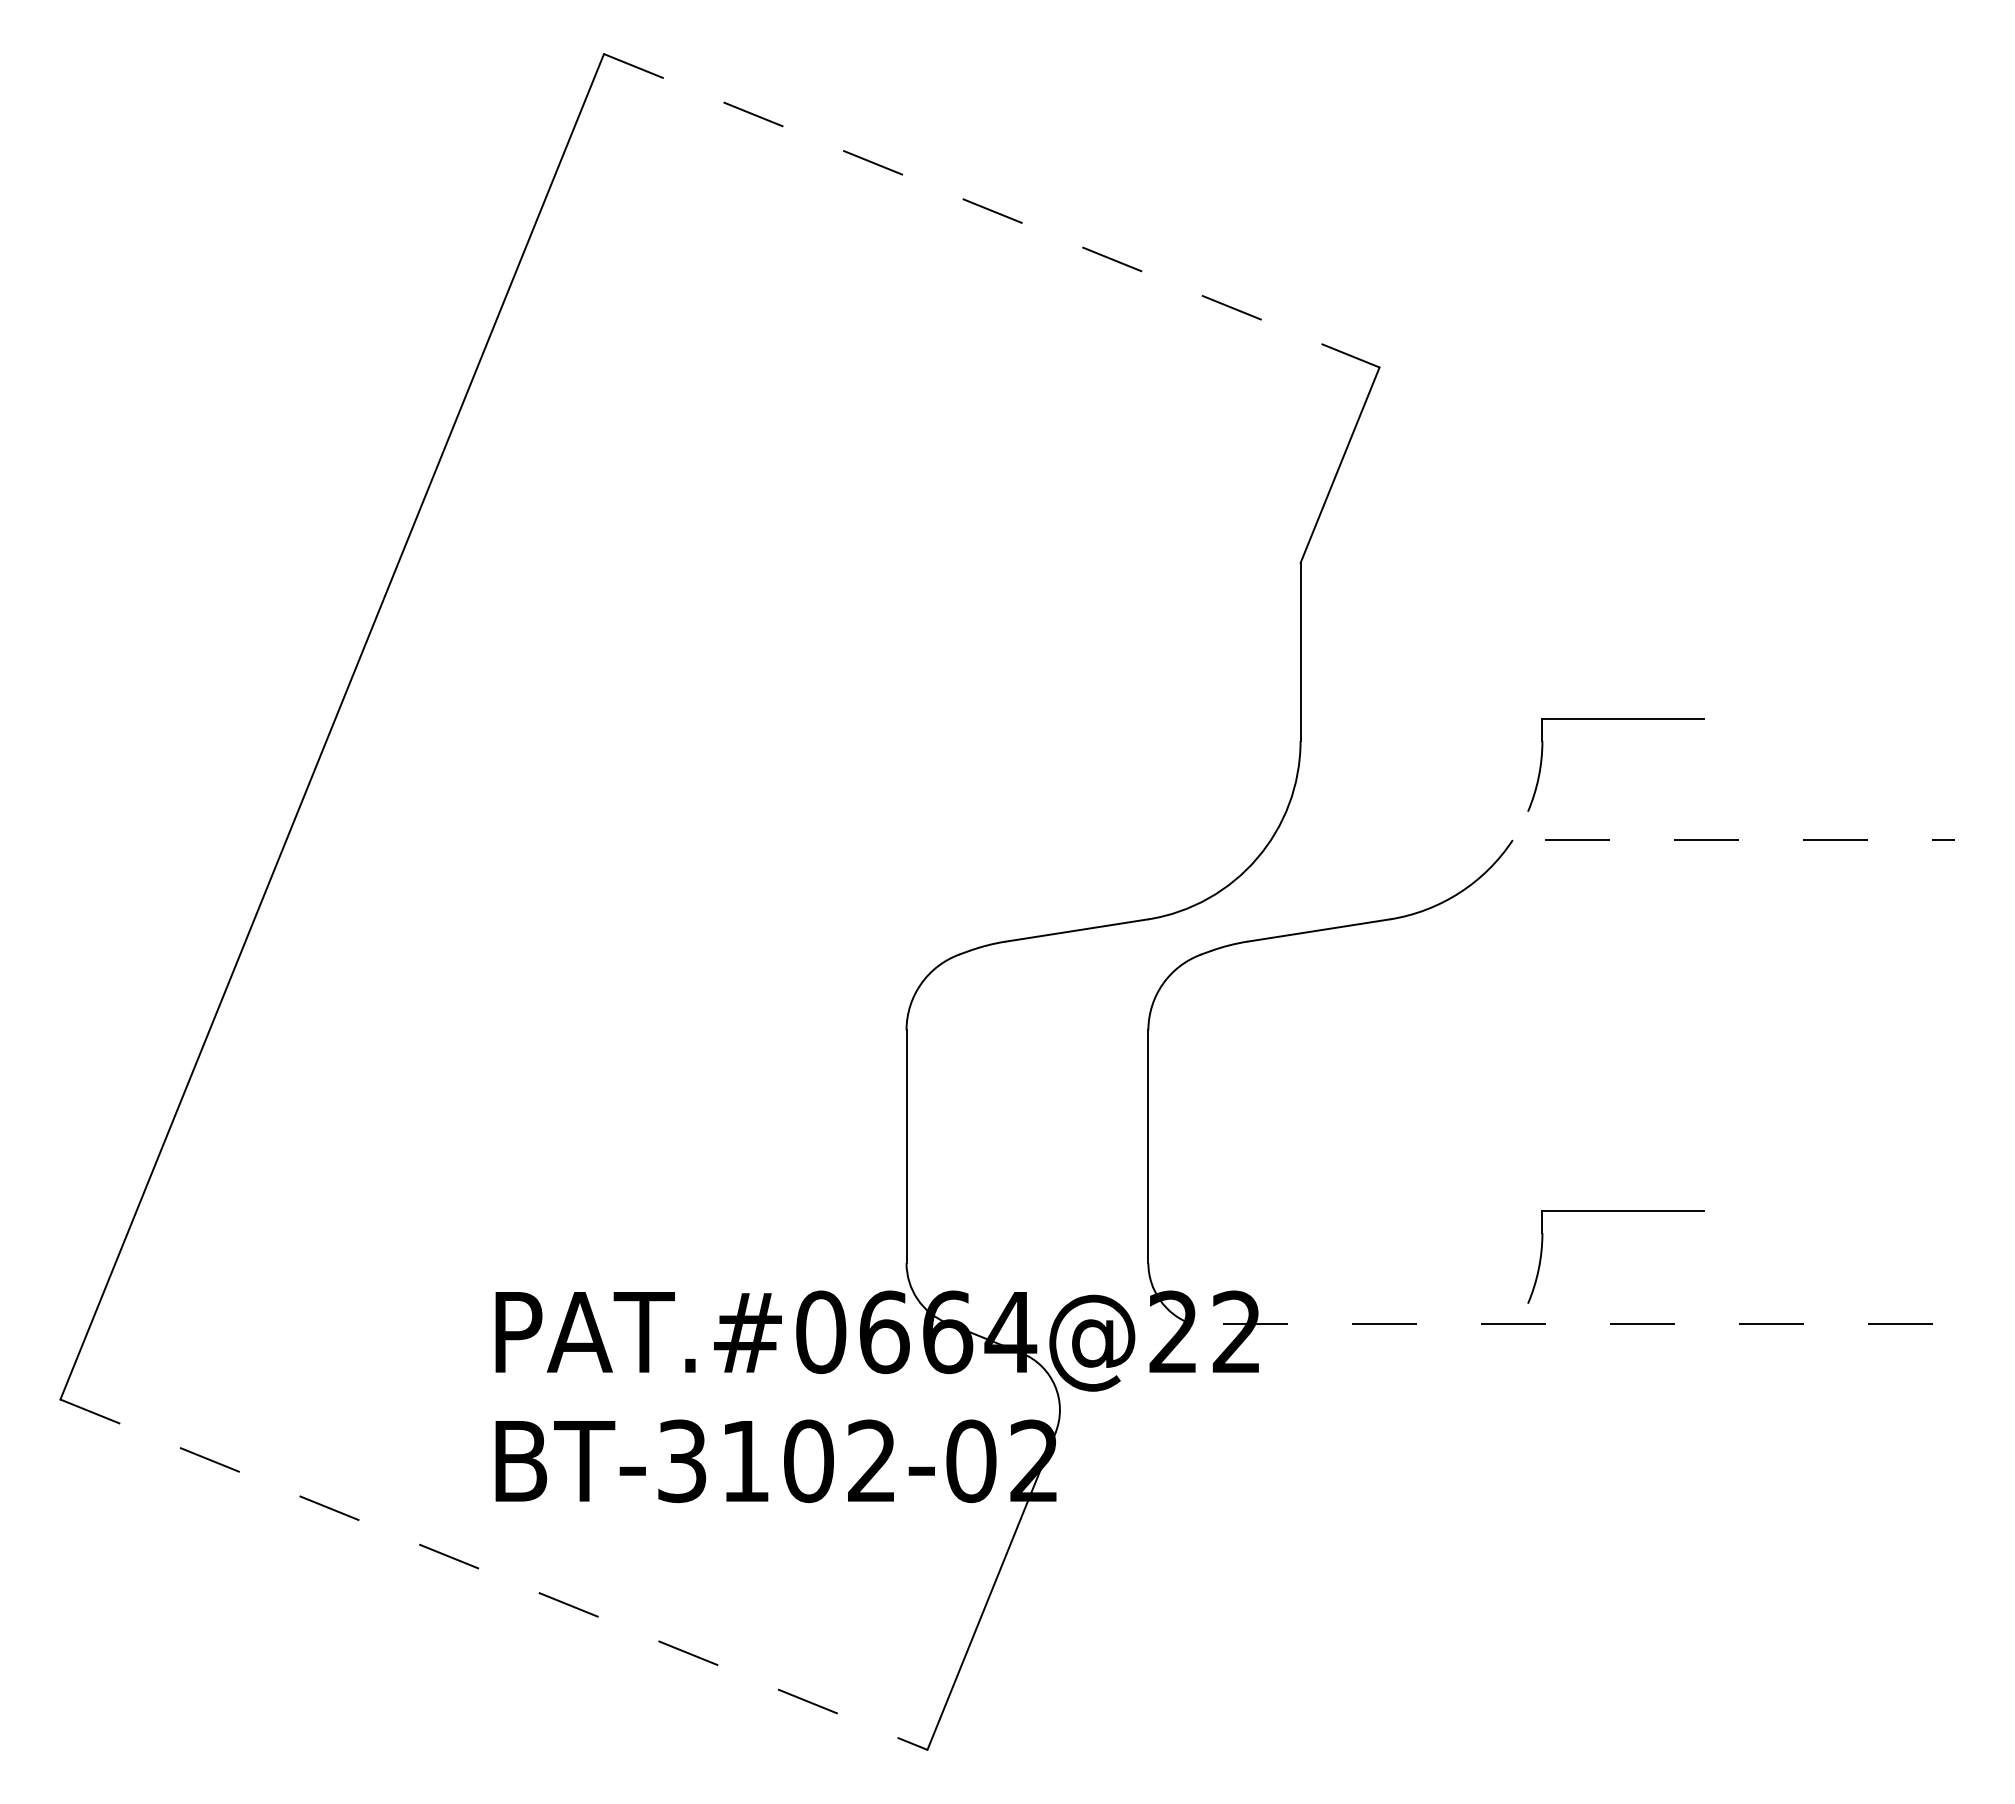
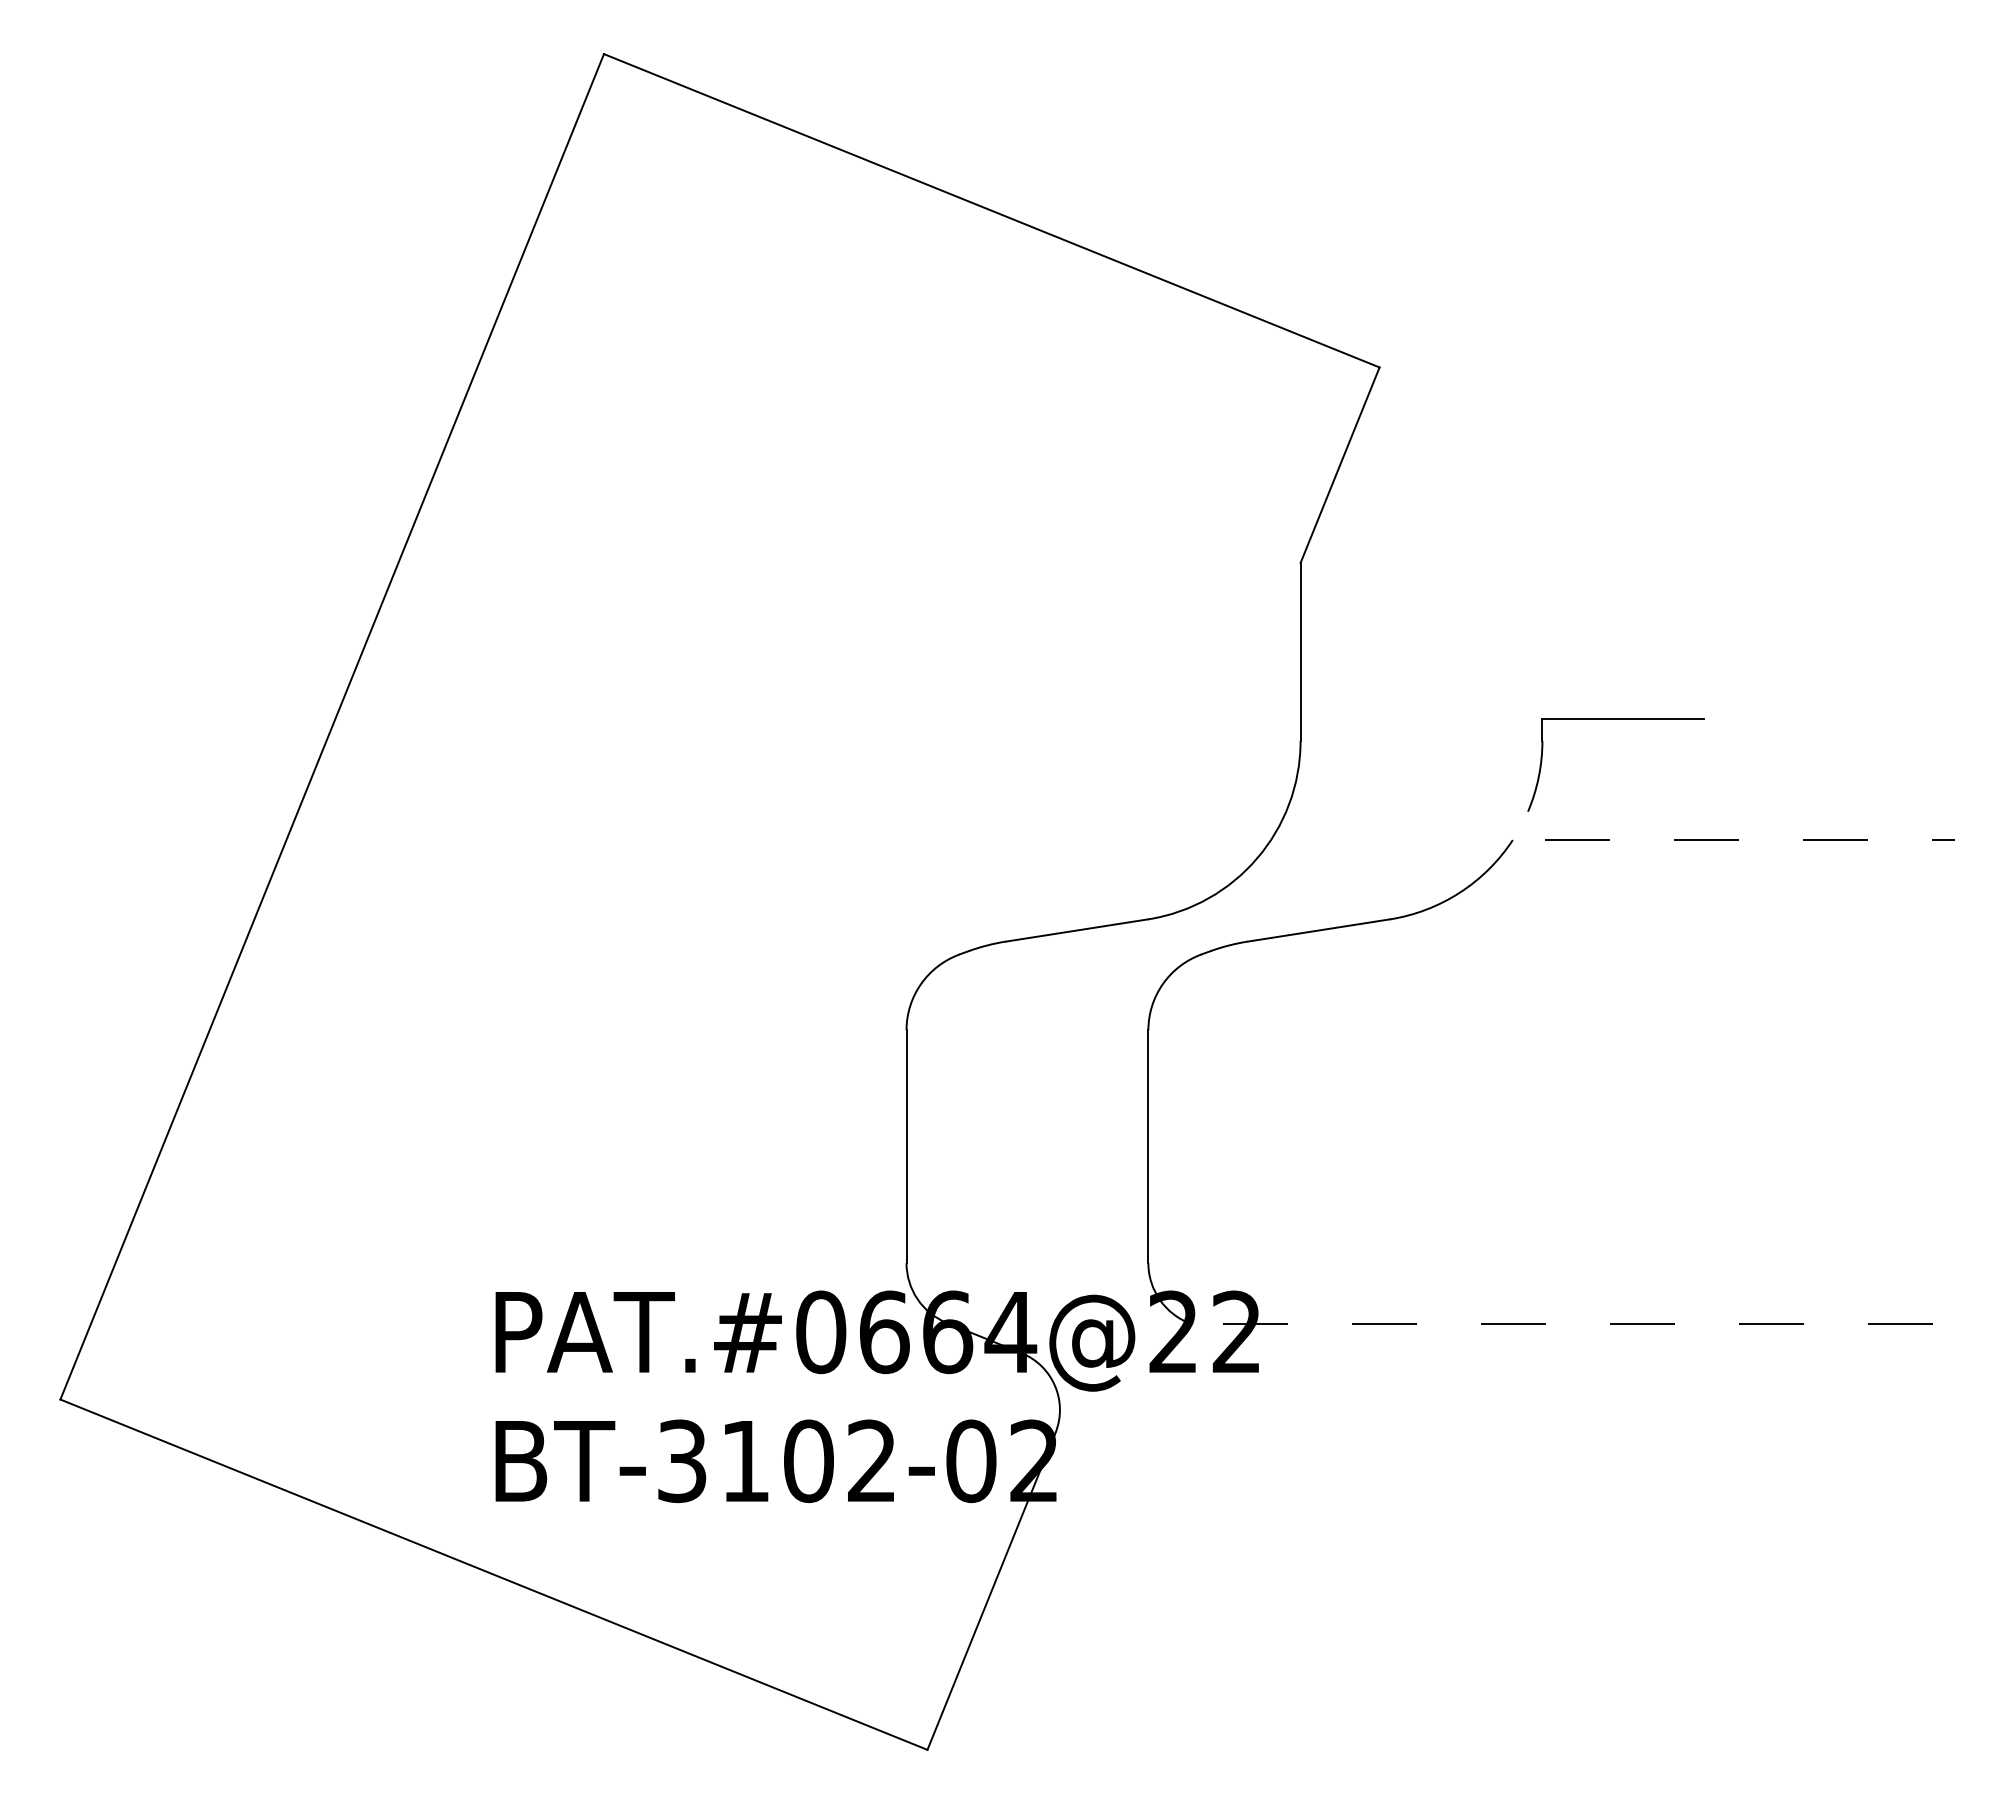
line: dashed -> solid (992, 210)
part: present -> none (1615, 1211)
line: dashed -> solid (493, 1574)
